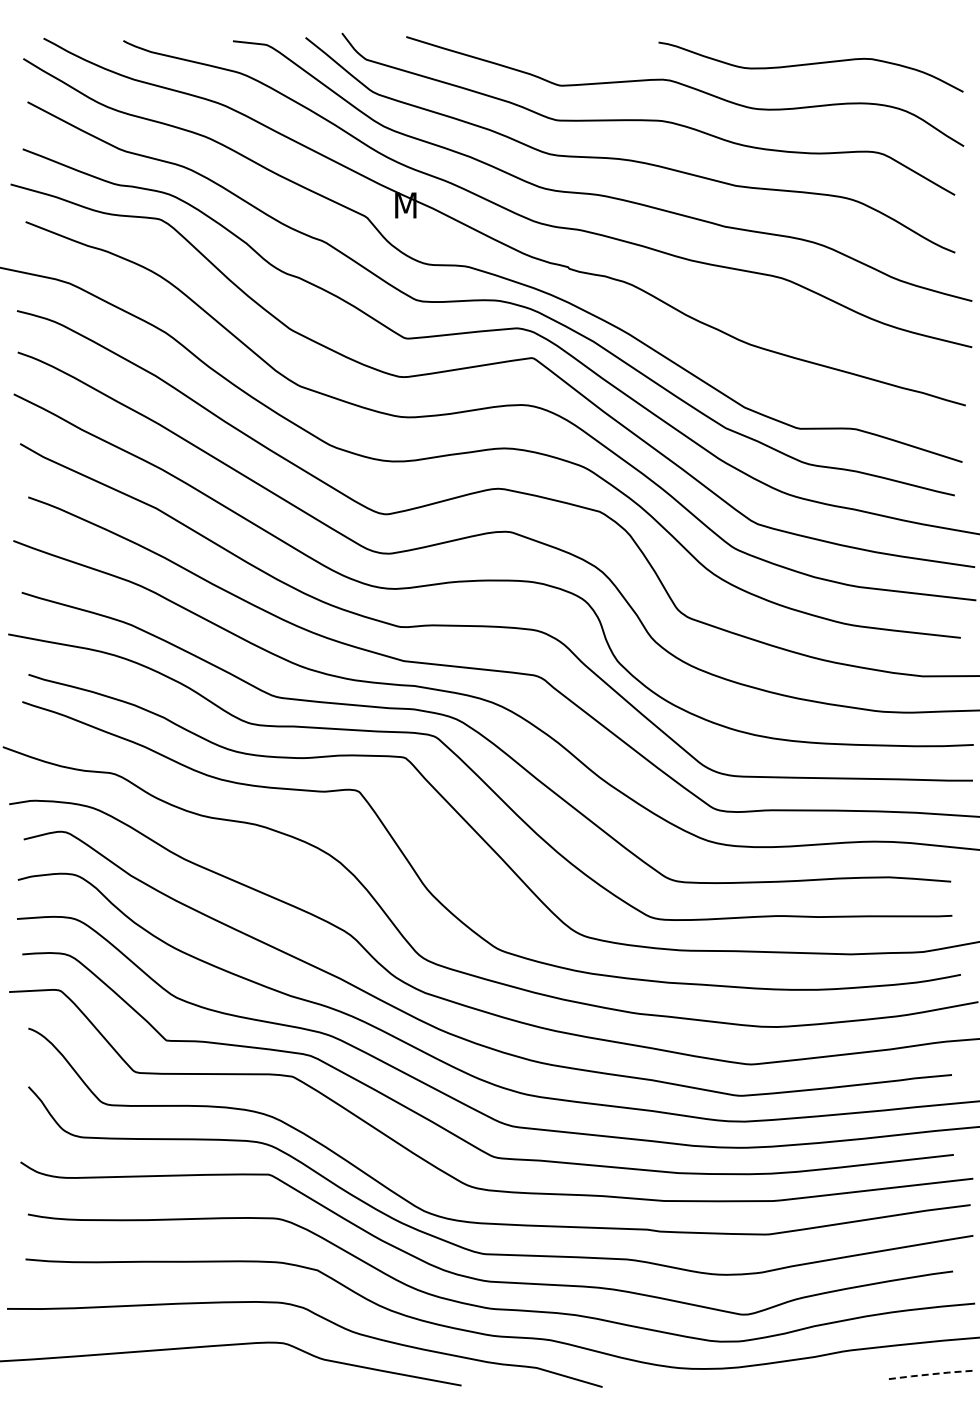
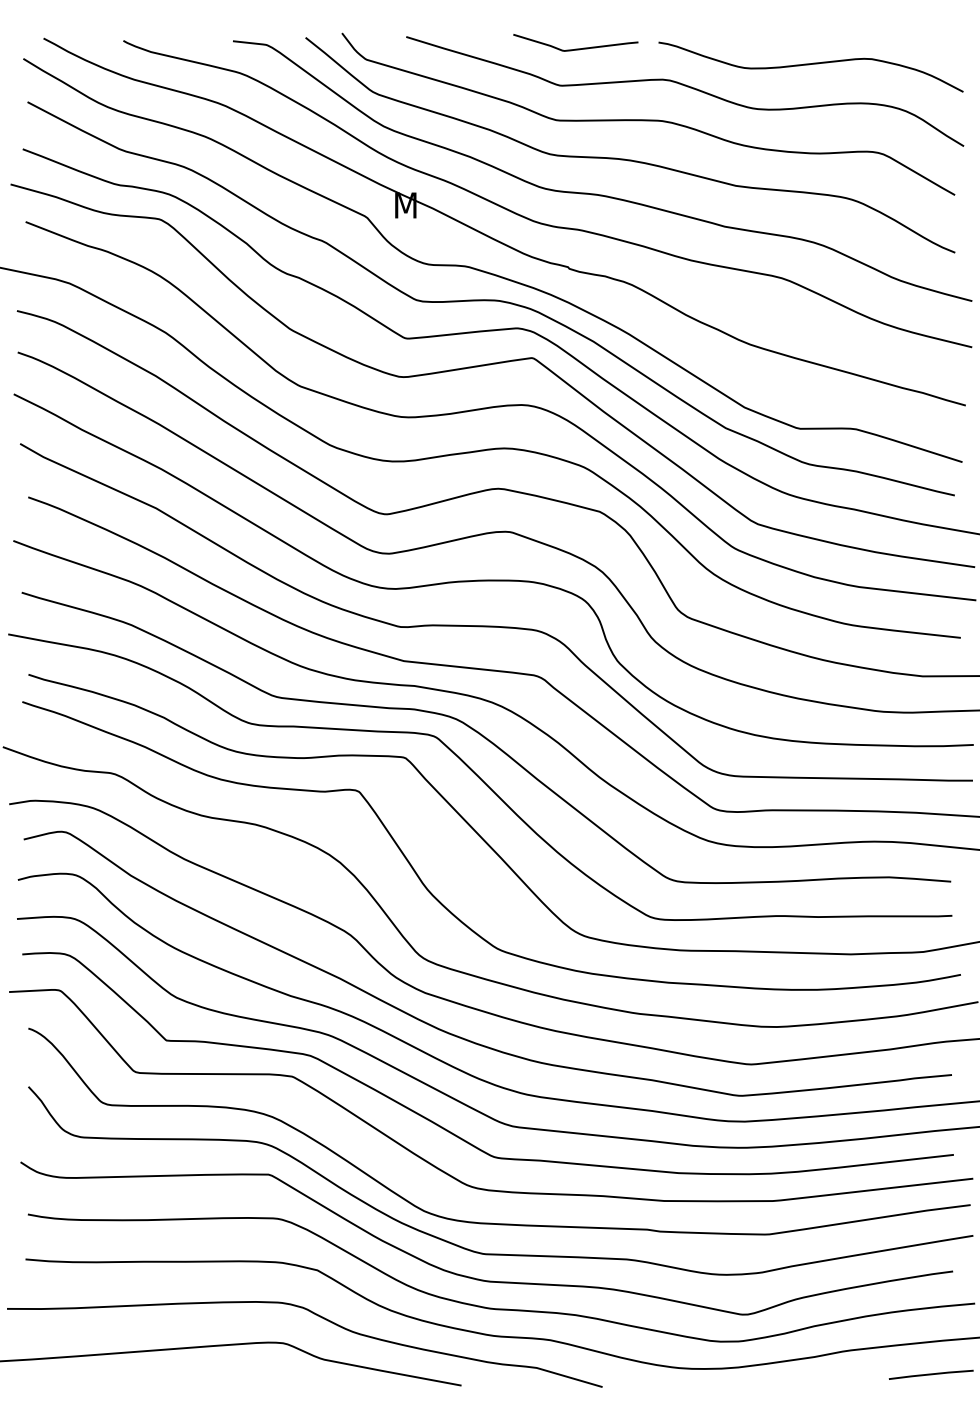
curve: none -> present (575, 48)
line: dashed -> solid (931, 1374)
